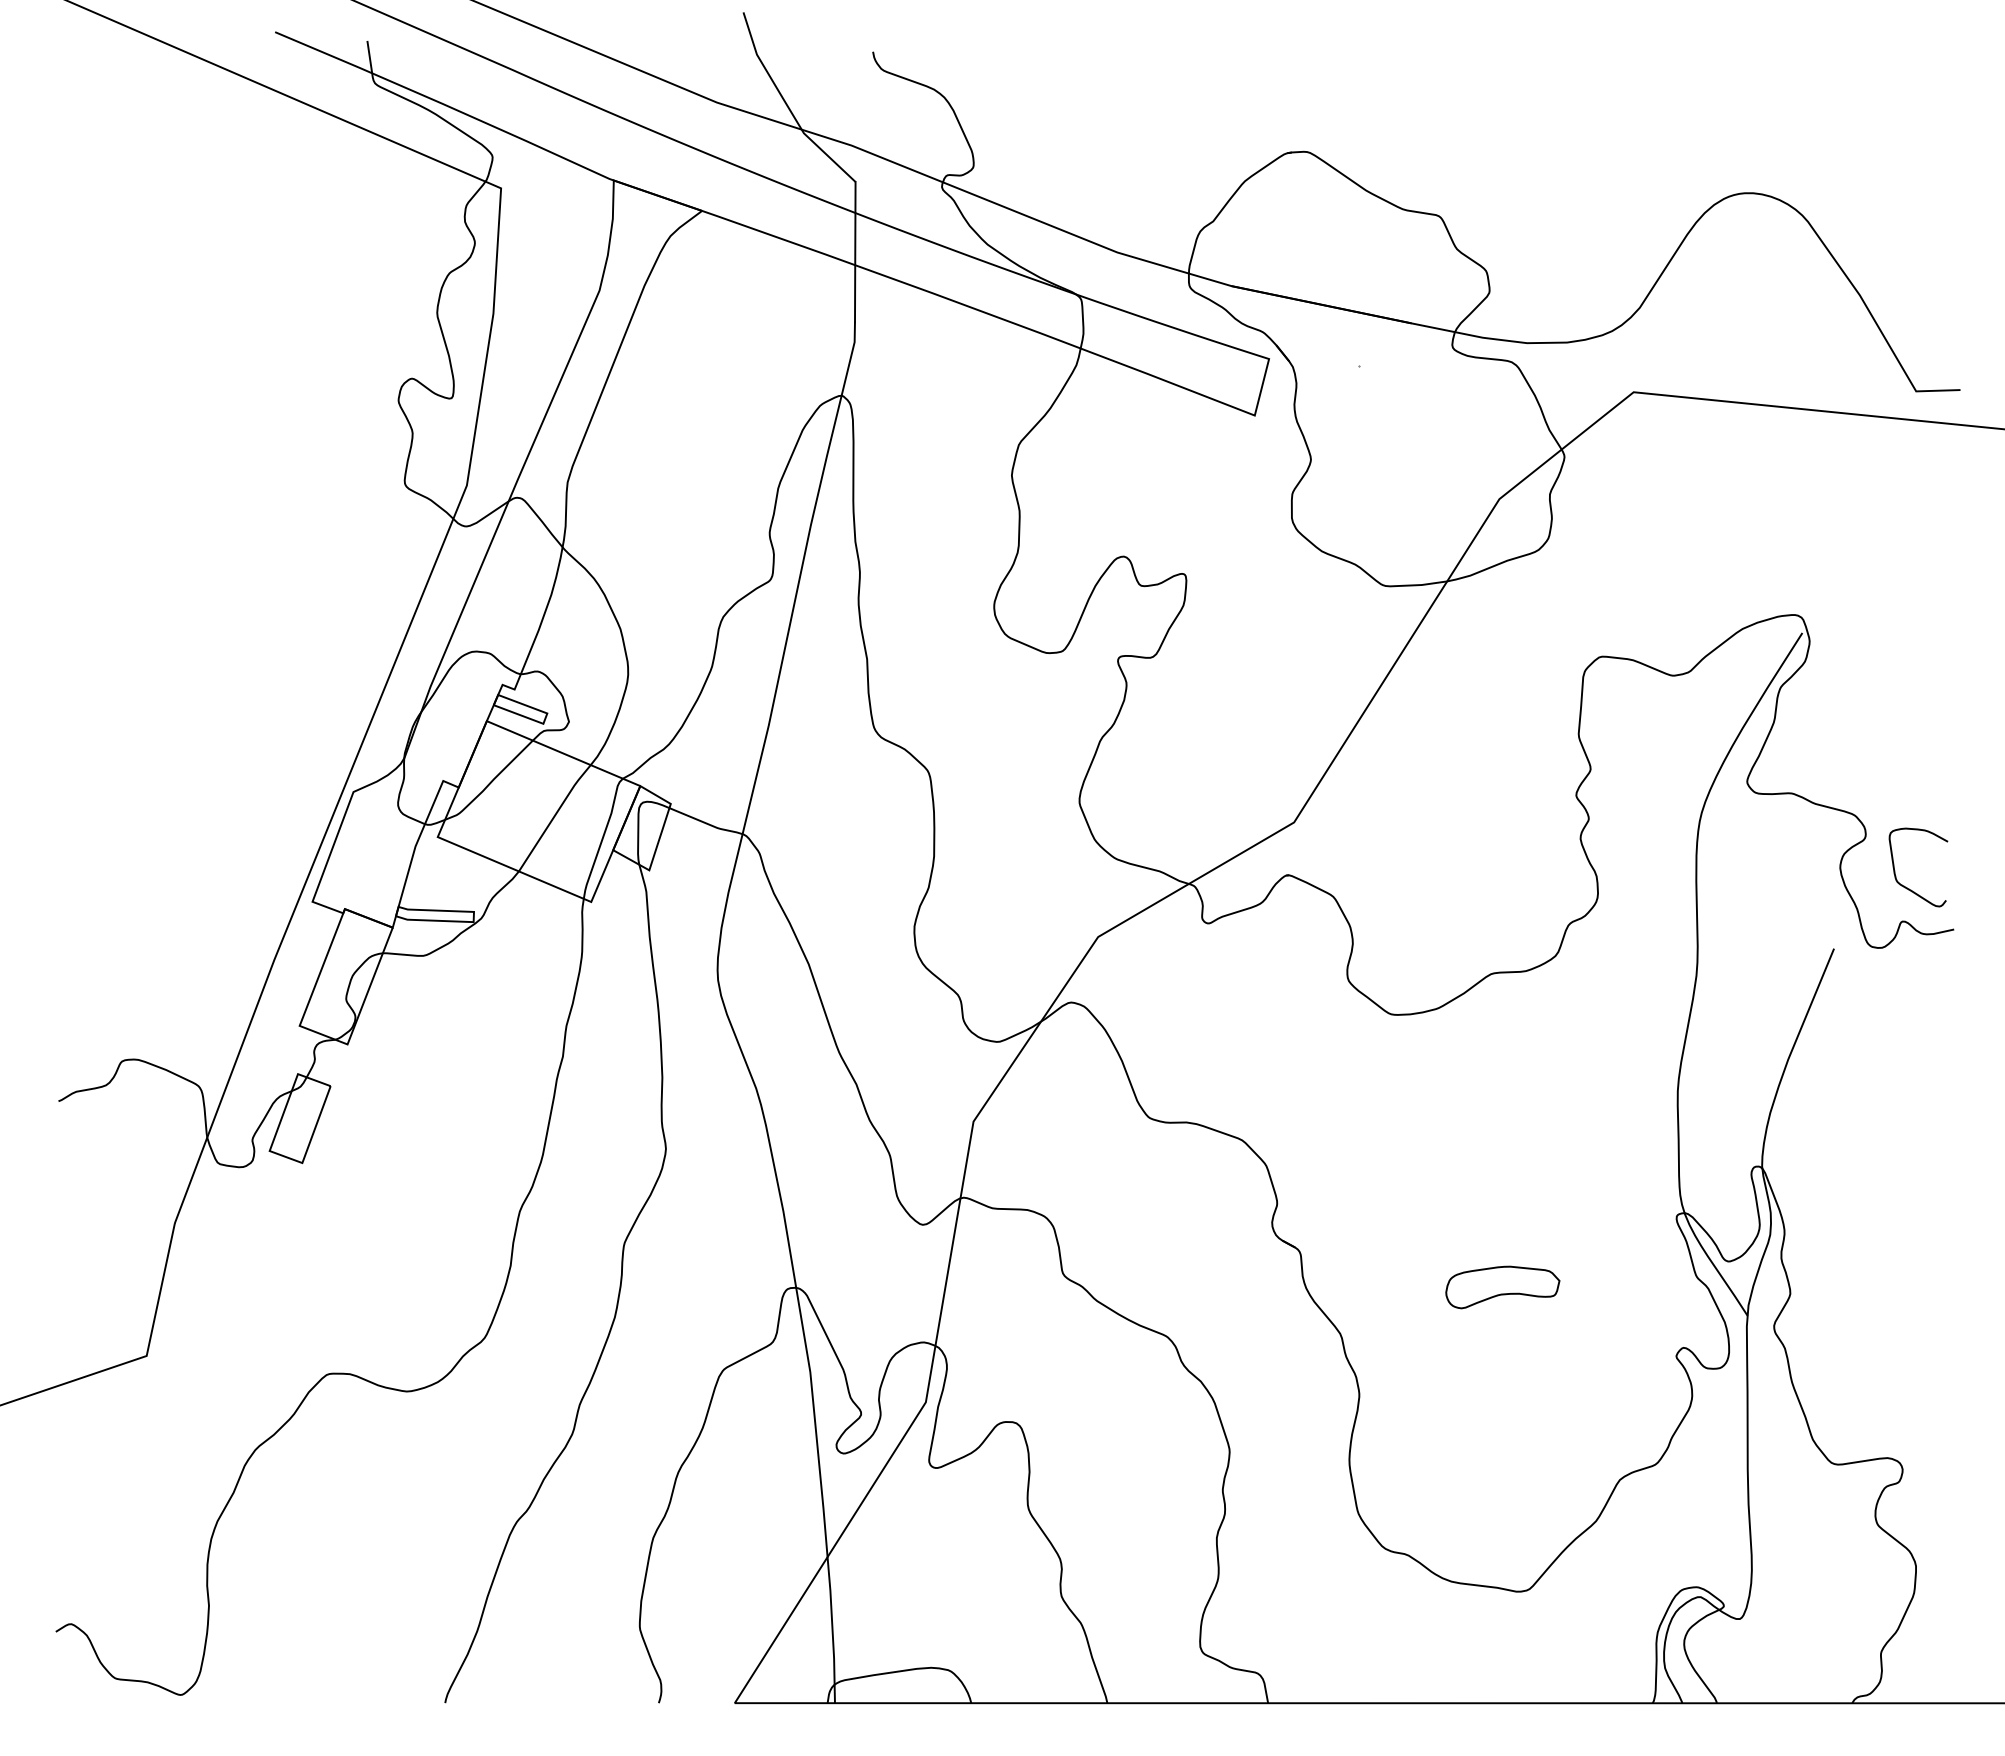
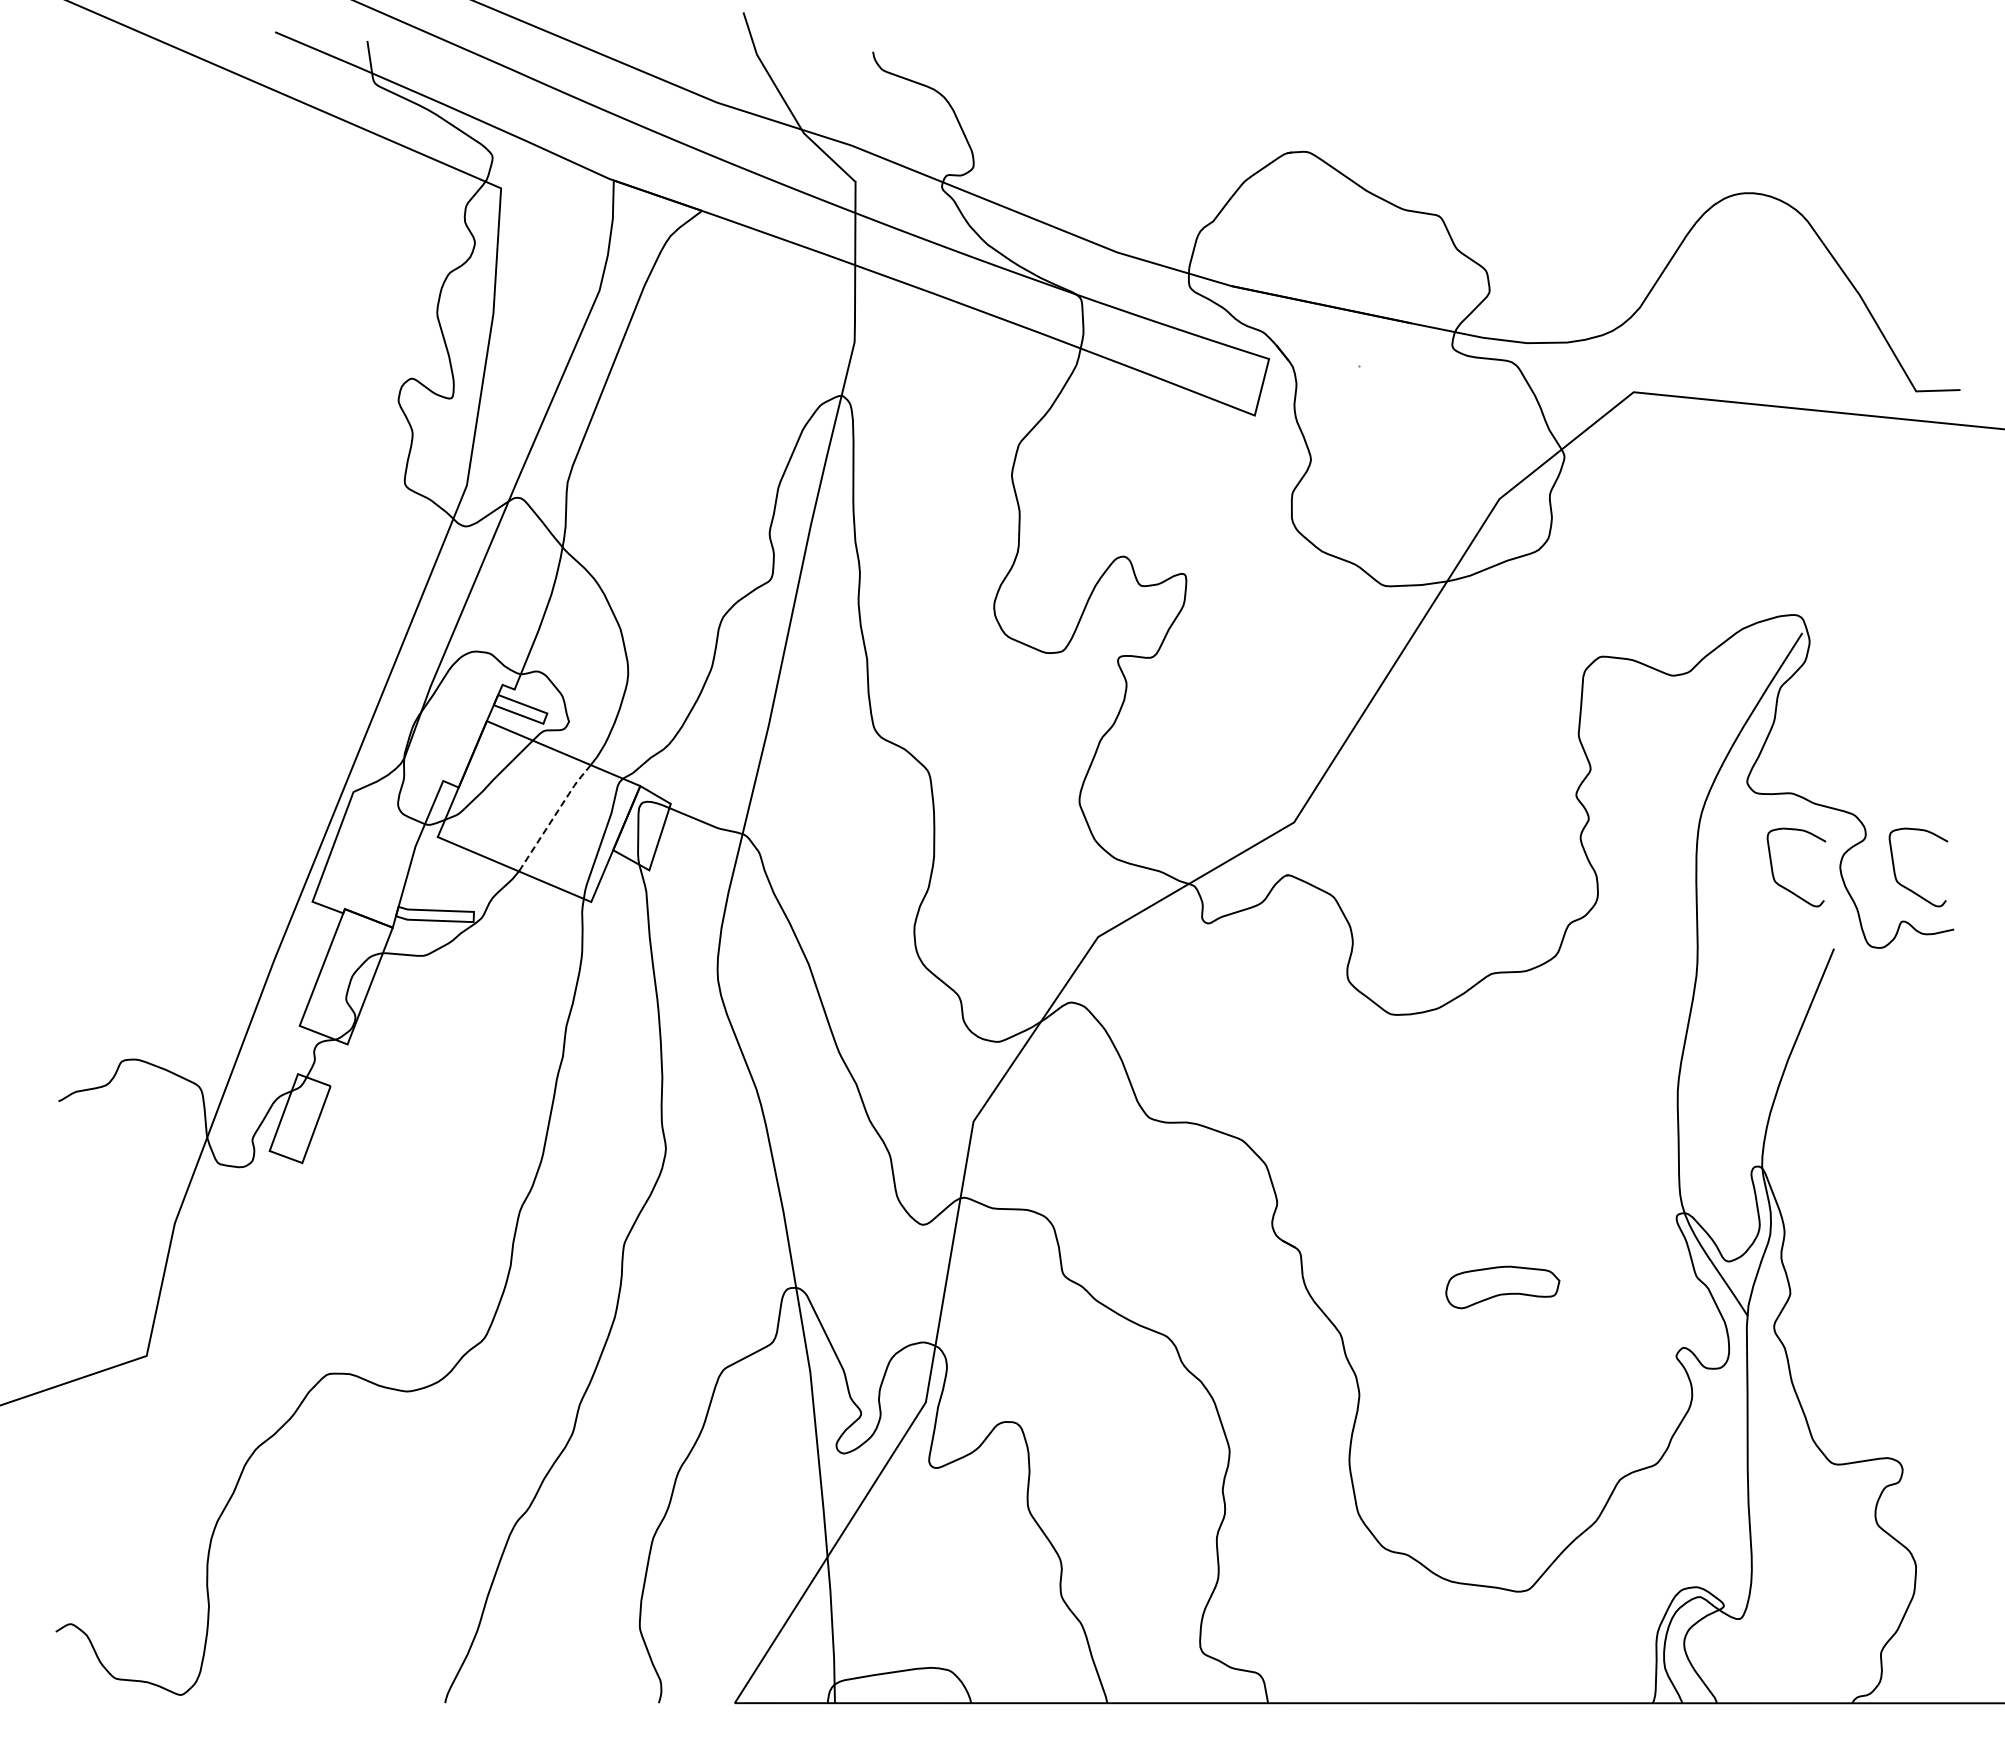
line: solid -> dashed (554, 816)
curve: none -> present (1782, 885)
